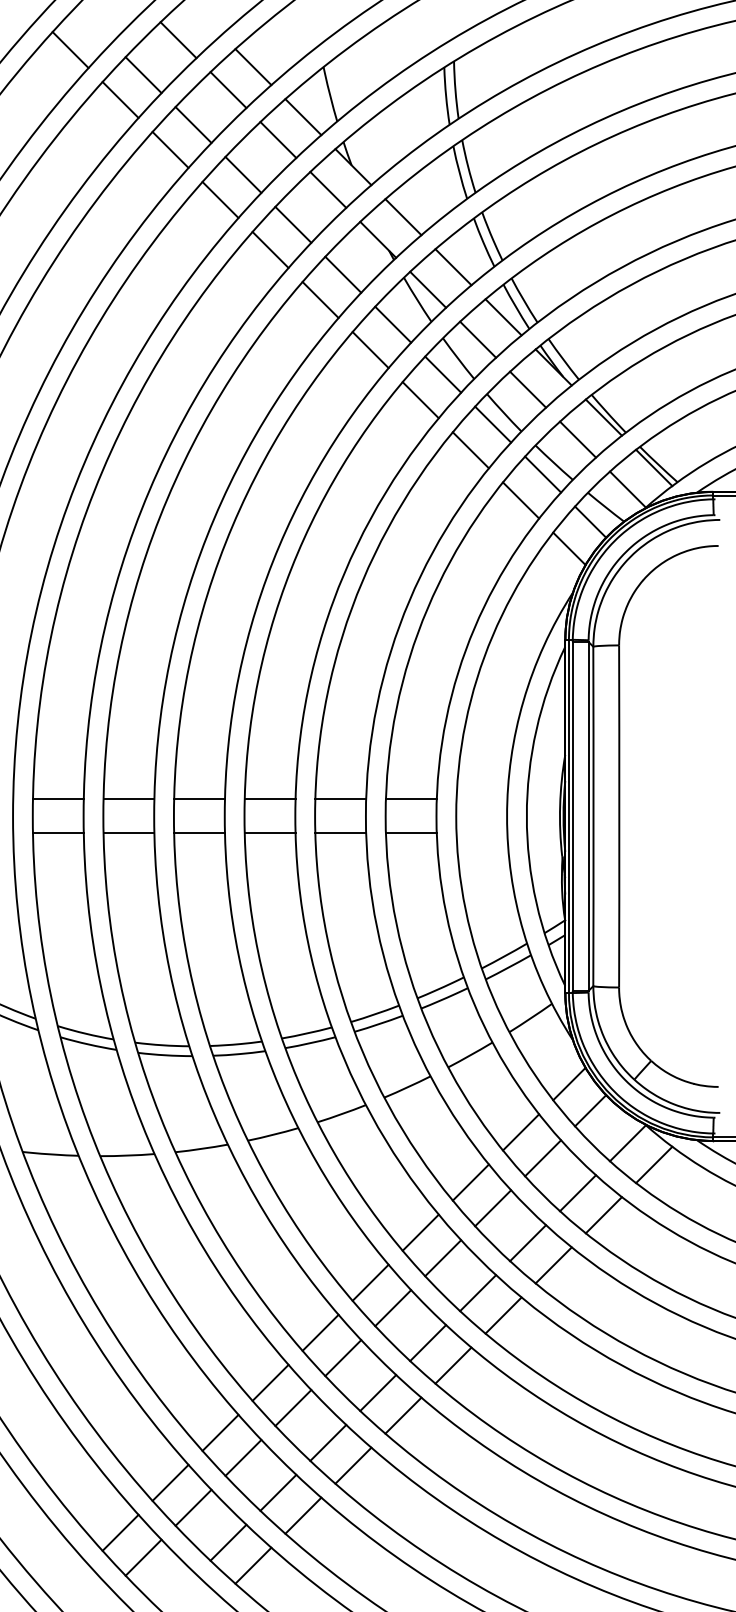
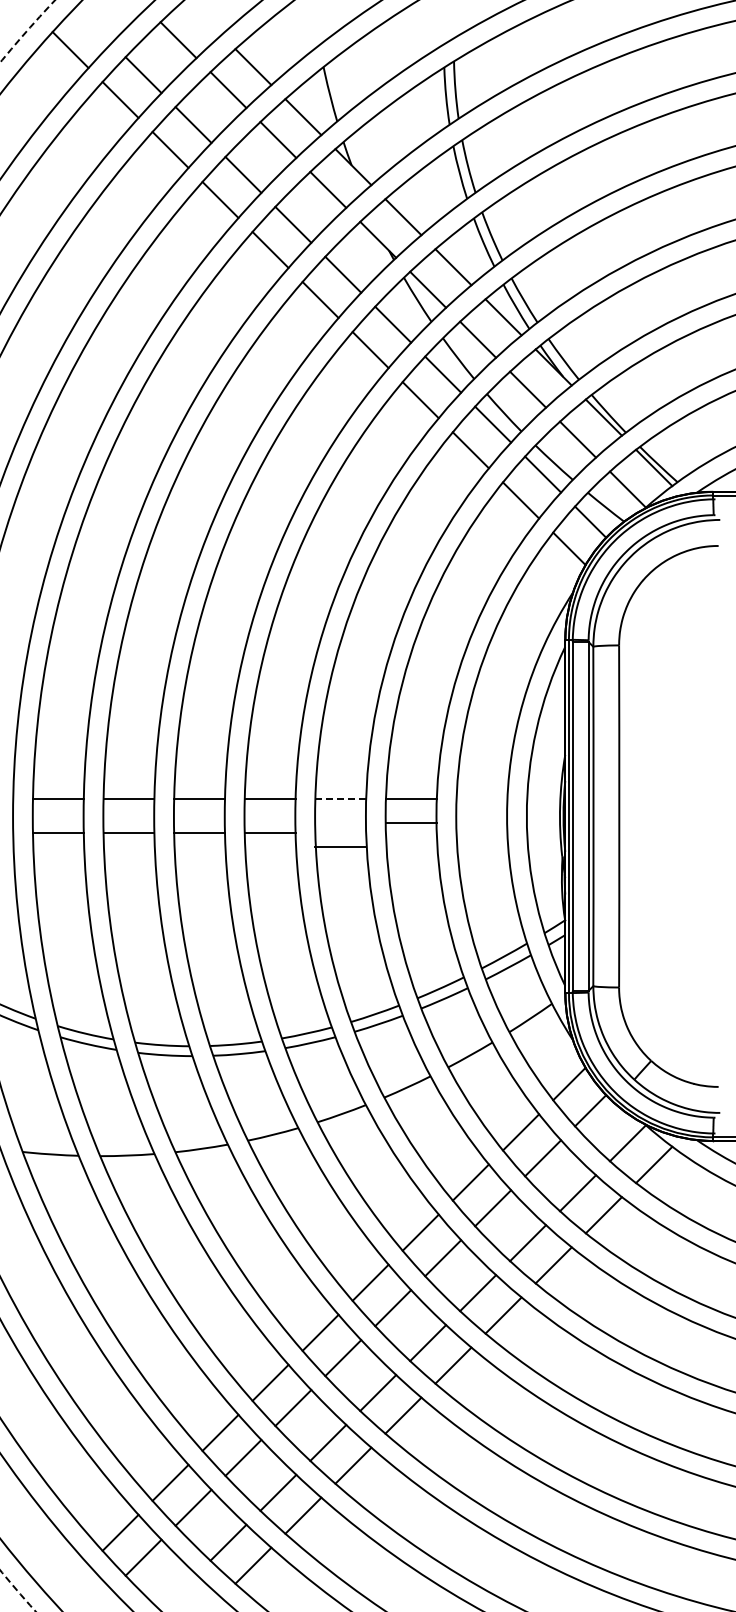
line: solid -> dashed (341, 799)
circle: solid -> dashed (27, 805)
line position: (340, 833) -> (340, 847) (340, 847)
line position: (410, 833) -> (410, 823) (410, 823)
